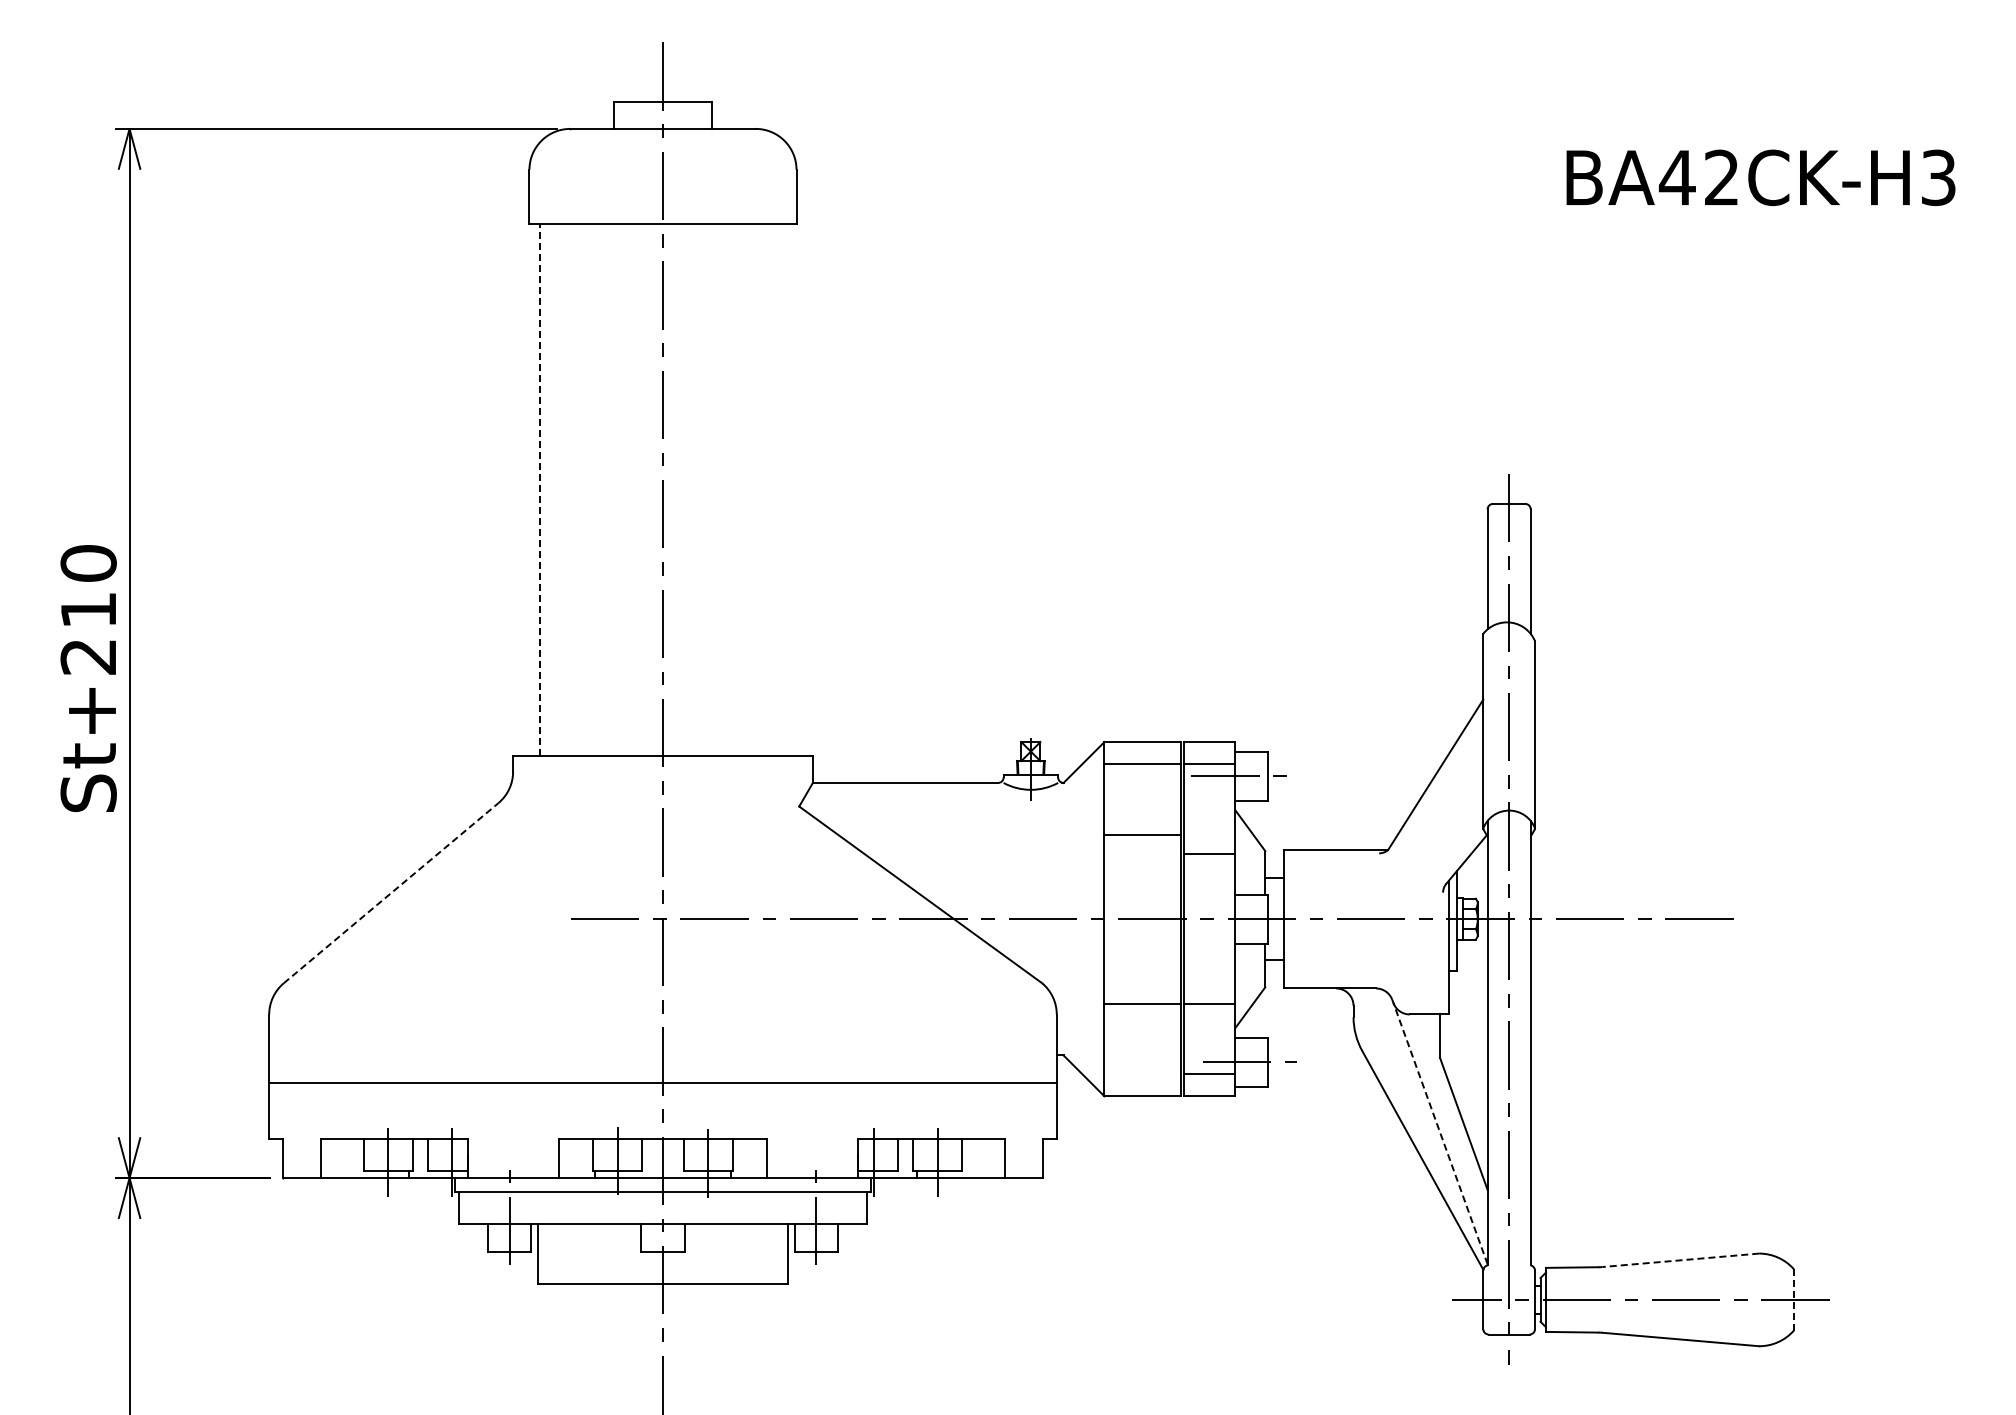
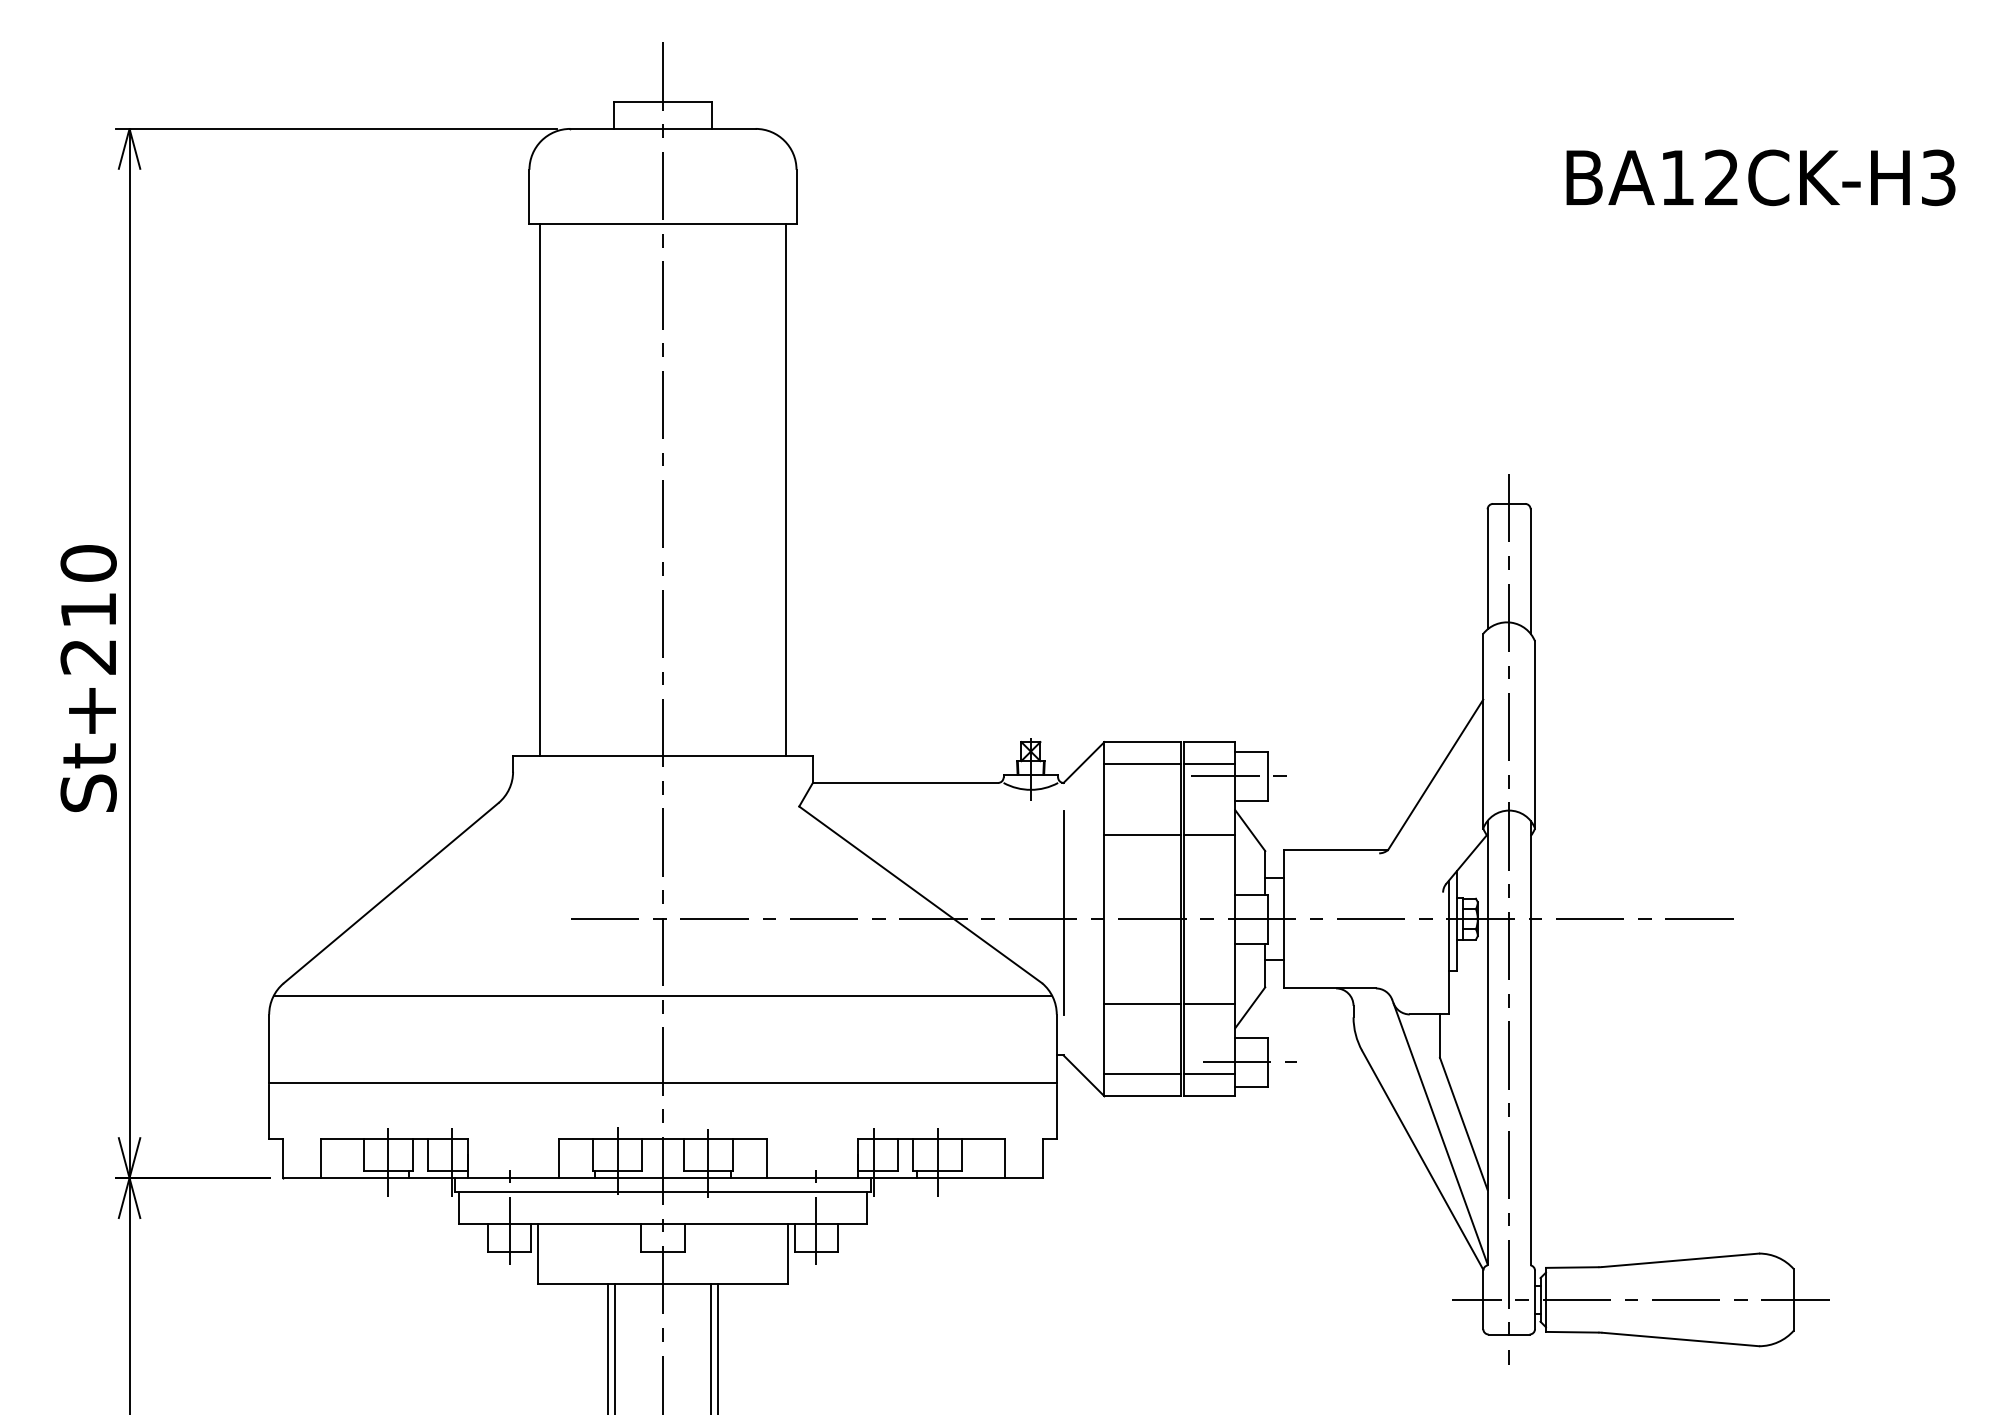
text: BA42CK-H3 -> BA12CK-H3 (1676, 177)
line: dashed -> solid (540, 489)
line: none -> present (785, 489)
line position: (1209, 853) -> (1209, 834) (1209, 834)
line: dashed -> solid (391, 892)
line: none -> present (1063, 913)
line: none -> present (662, 995)
line: none -> present (1142, 1074)
line: dashed -> solid (1439, 1132)
line: dashed -> solid (1680, 1260)
line: dashed -> solid (1793, 1299)
line: none -> present (608, 1347)
line: none -> present (615, 1347)
line: none -> present (710, 1347)
line: none -> present (717, 1347)
